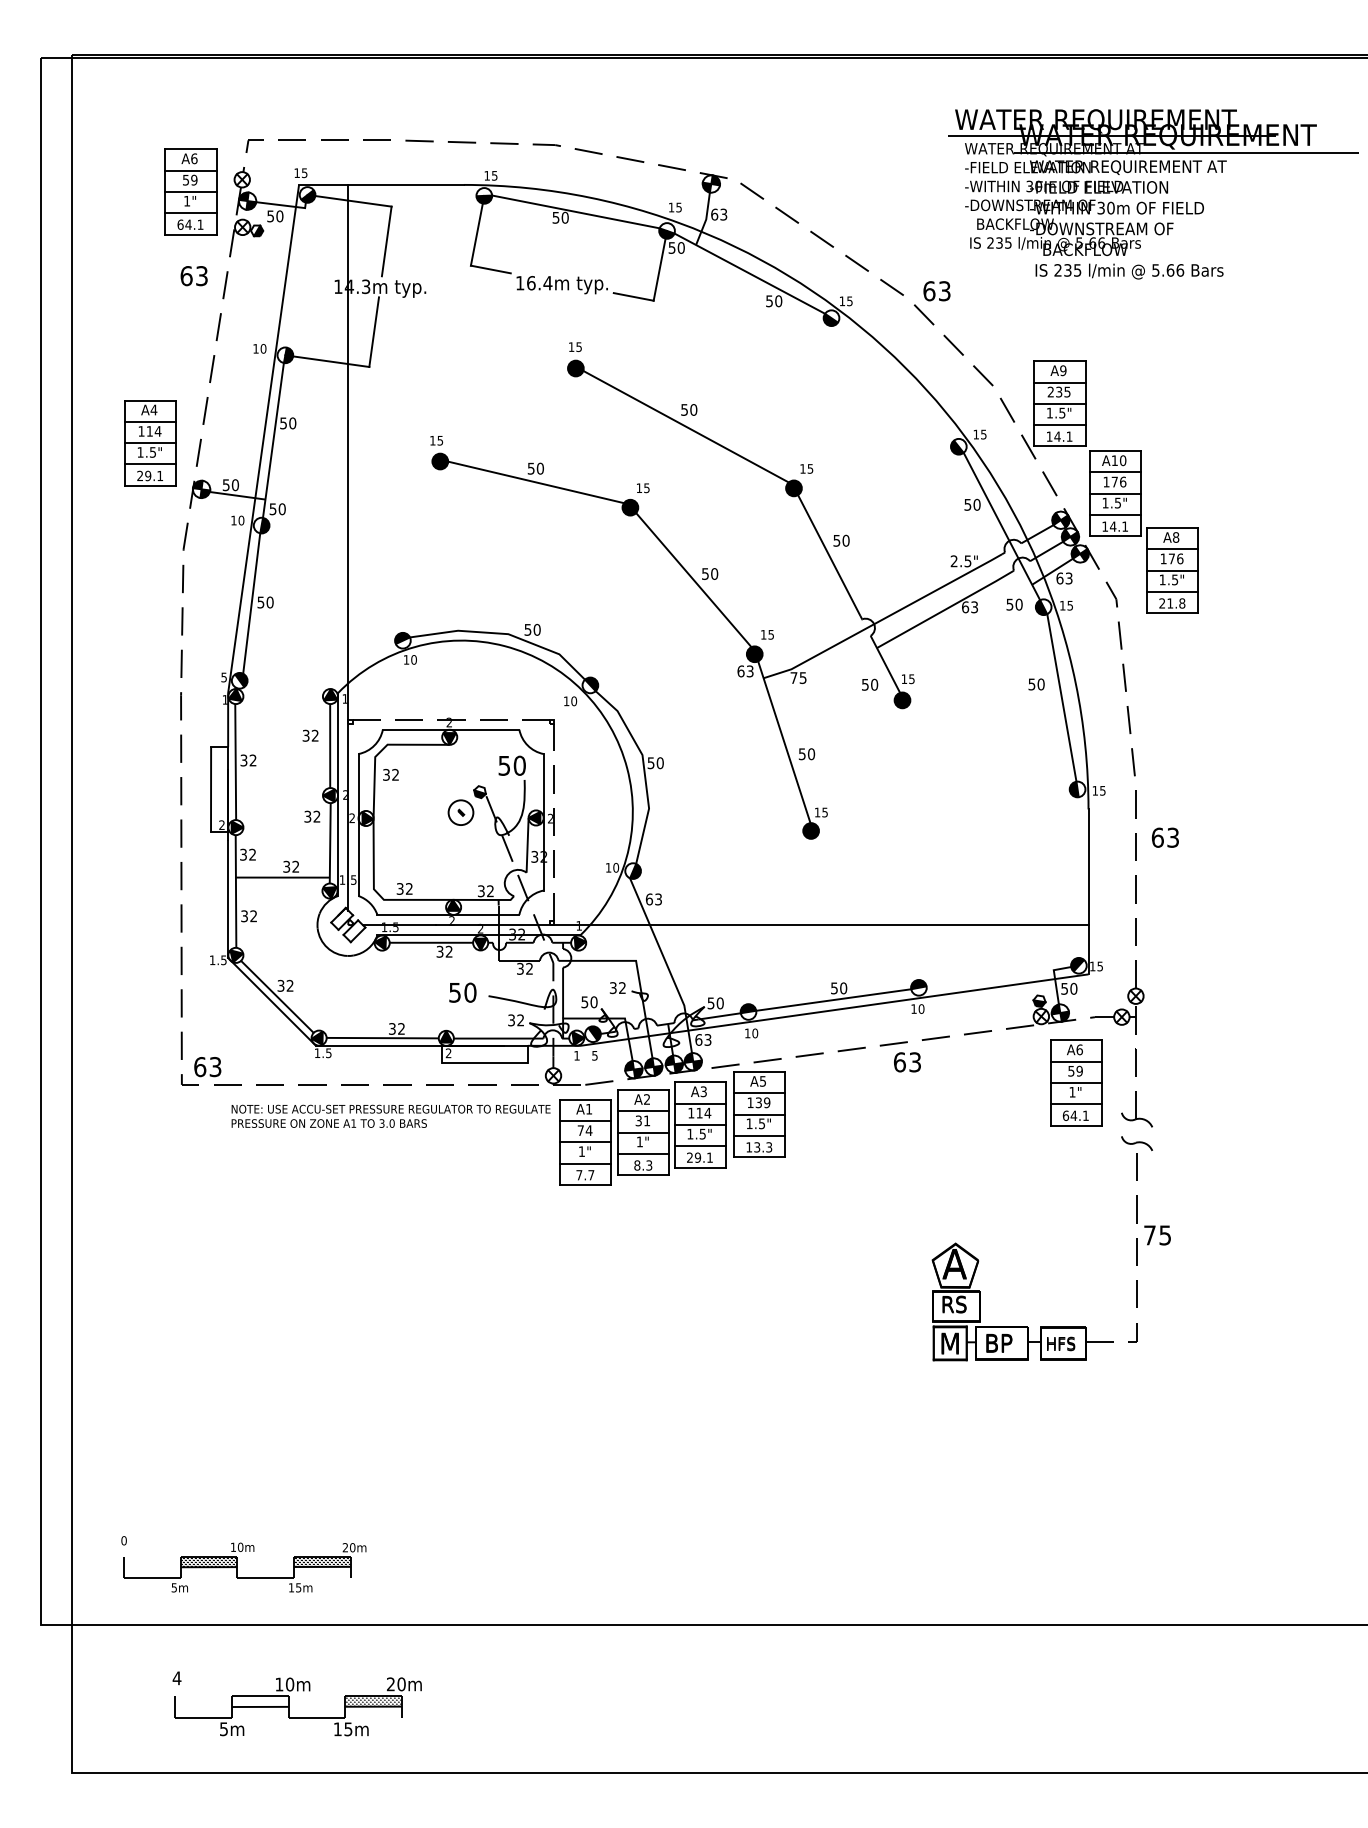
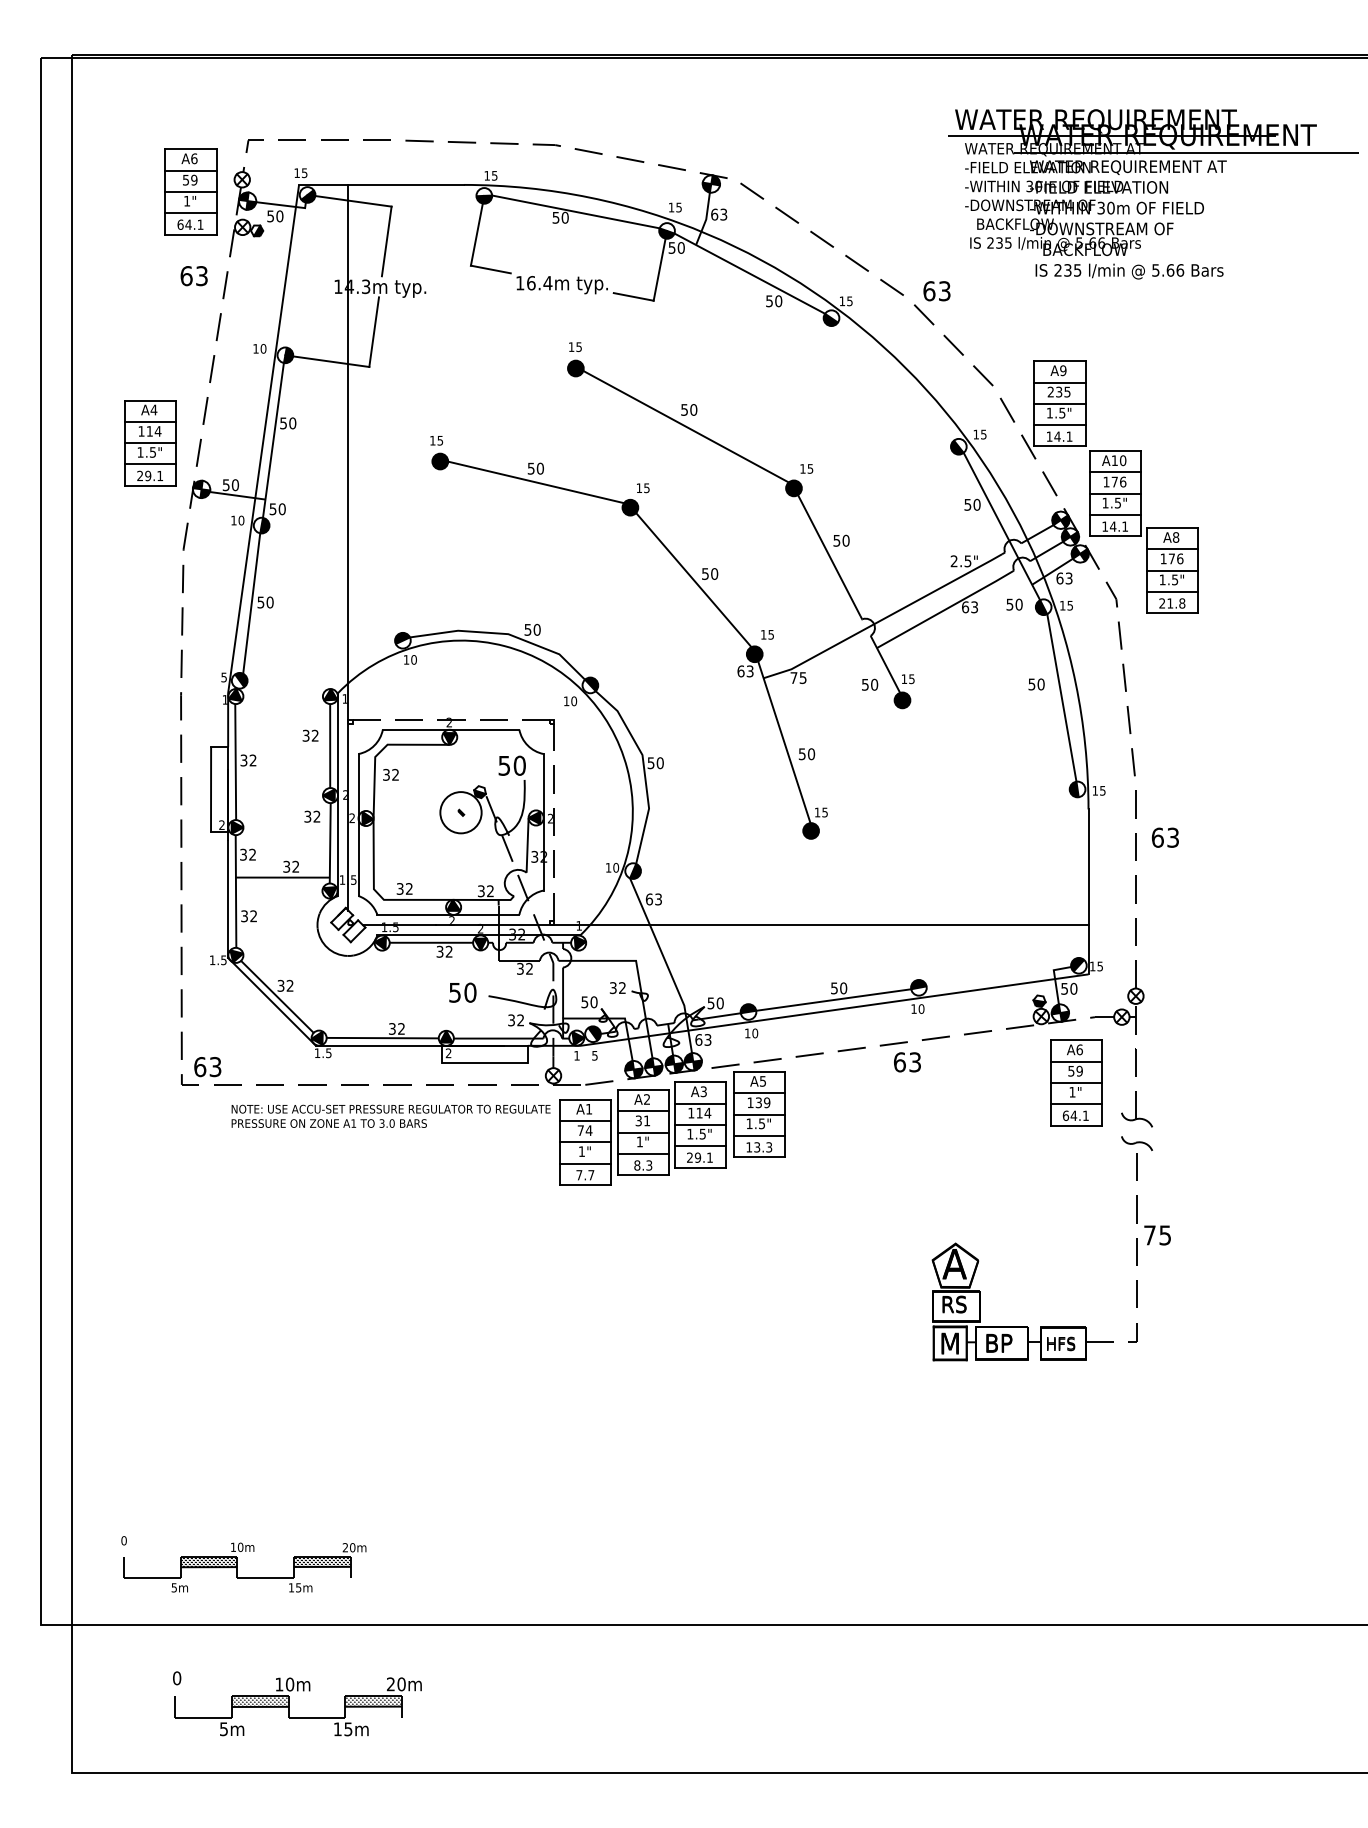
circle diameter: 25 px -> 41 px (460, 812)
text: 4 -> 0 (176, 1678)
hatch: none -> present (260, 1701)
